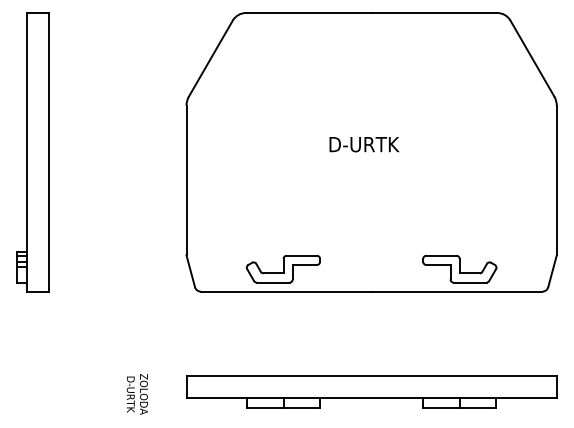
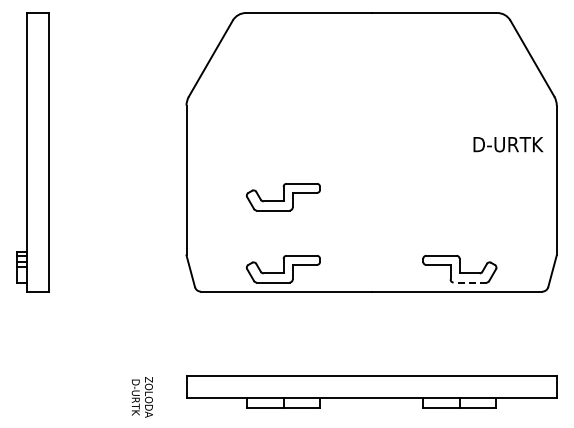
text position: (364, 144) -> (508, 144) (508, 144)
part: none -> present (282, 197)
line: solid -> dashed (470, 282)
text position: (136, 394) -> (141, 397) (141, 397)
